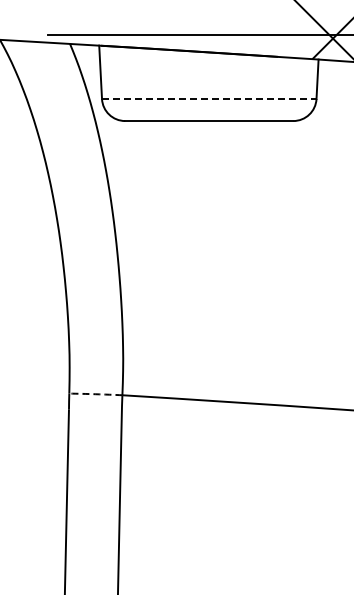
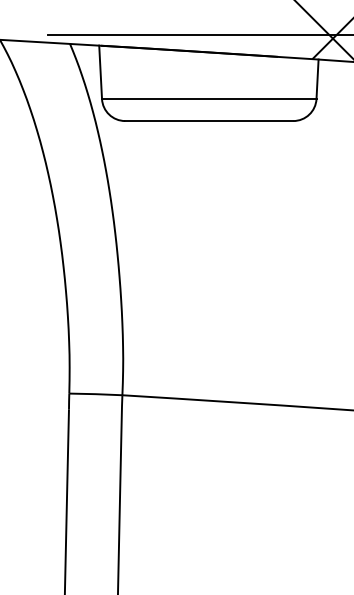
line: dashed -> solid (209, 99)
arc: dashed -> solid (95, 394)
